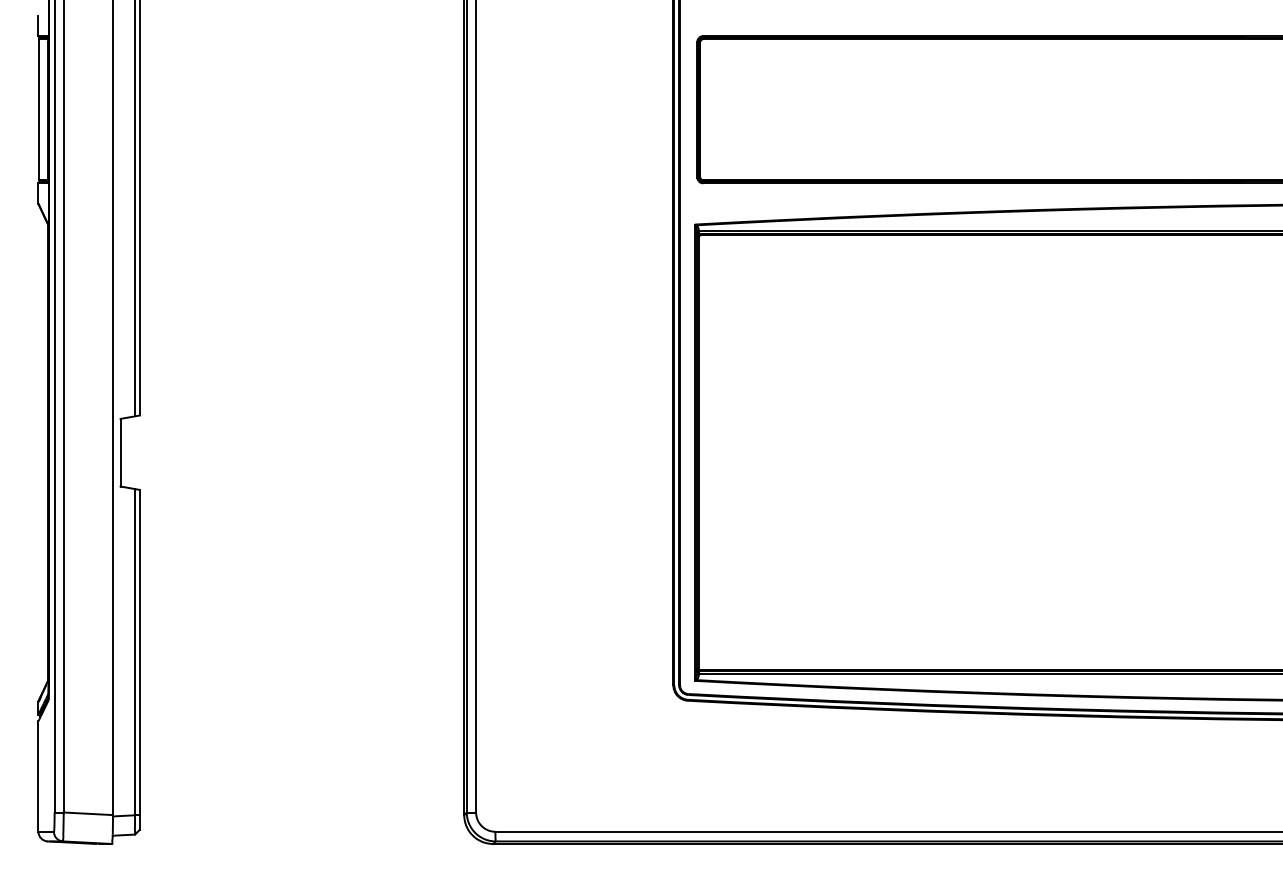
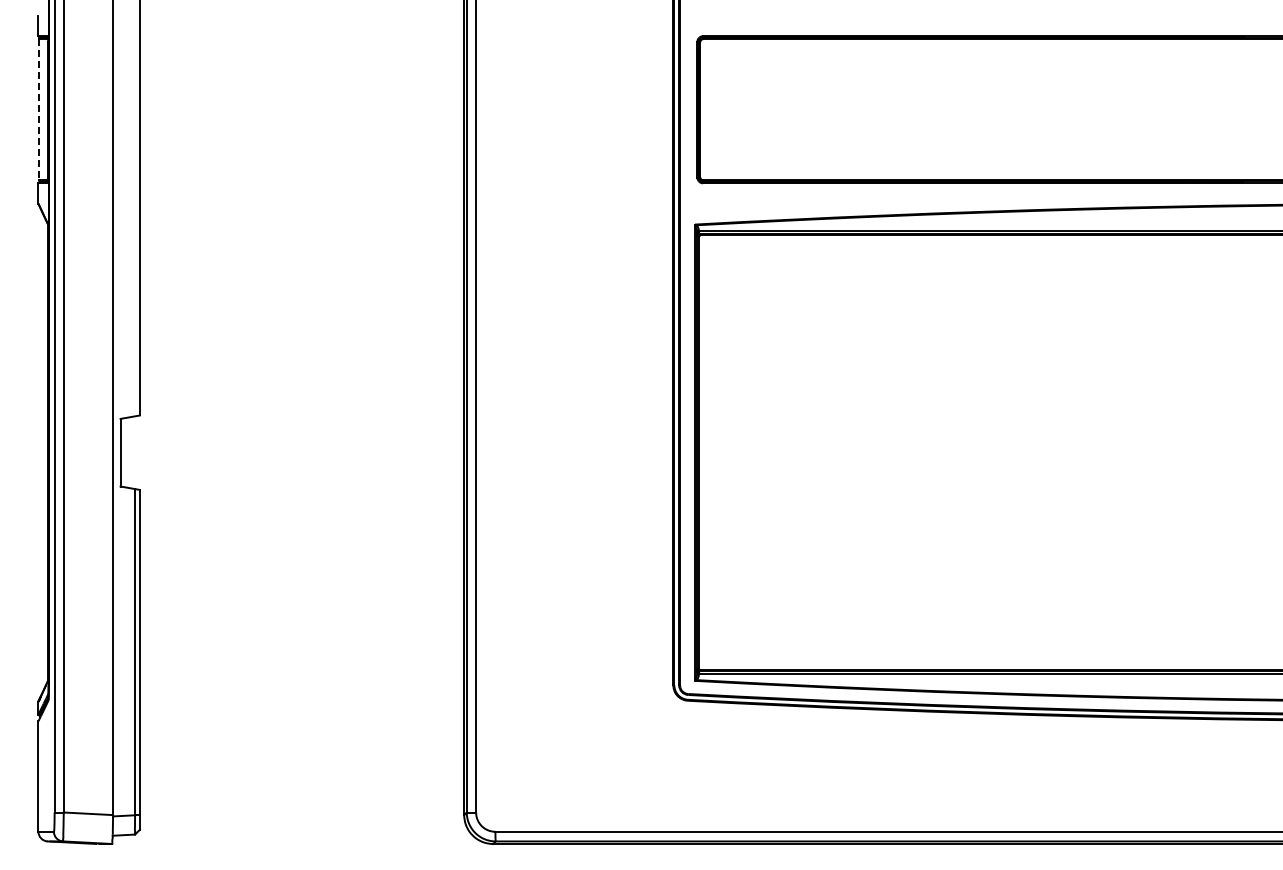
line: solid -> dashed (39, 109)
line: present -> none (135, 209)
